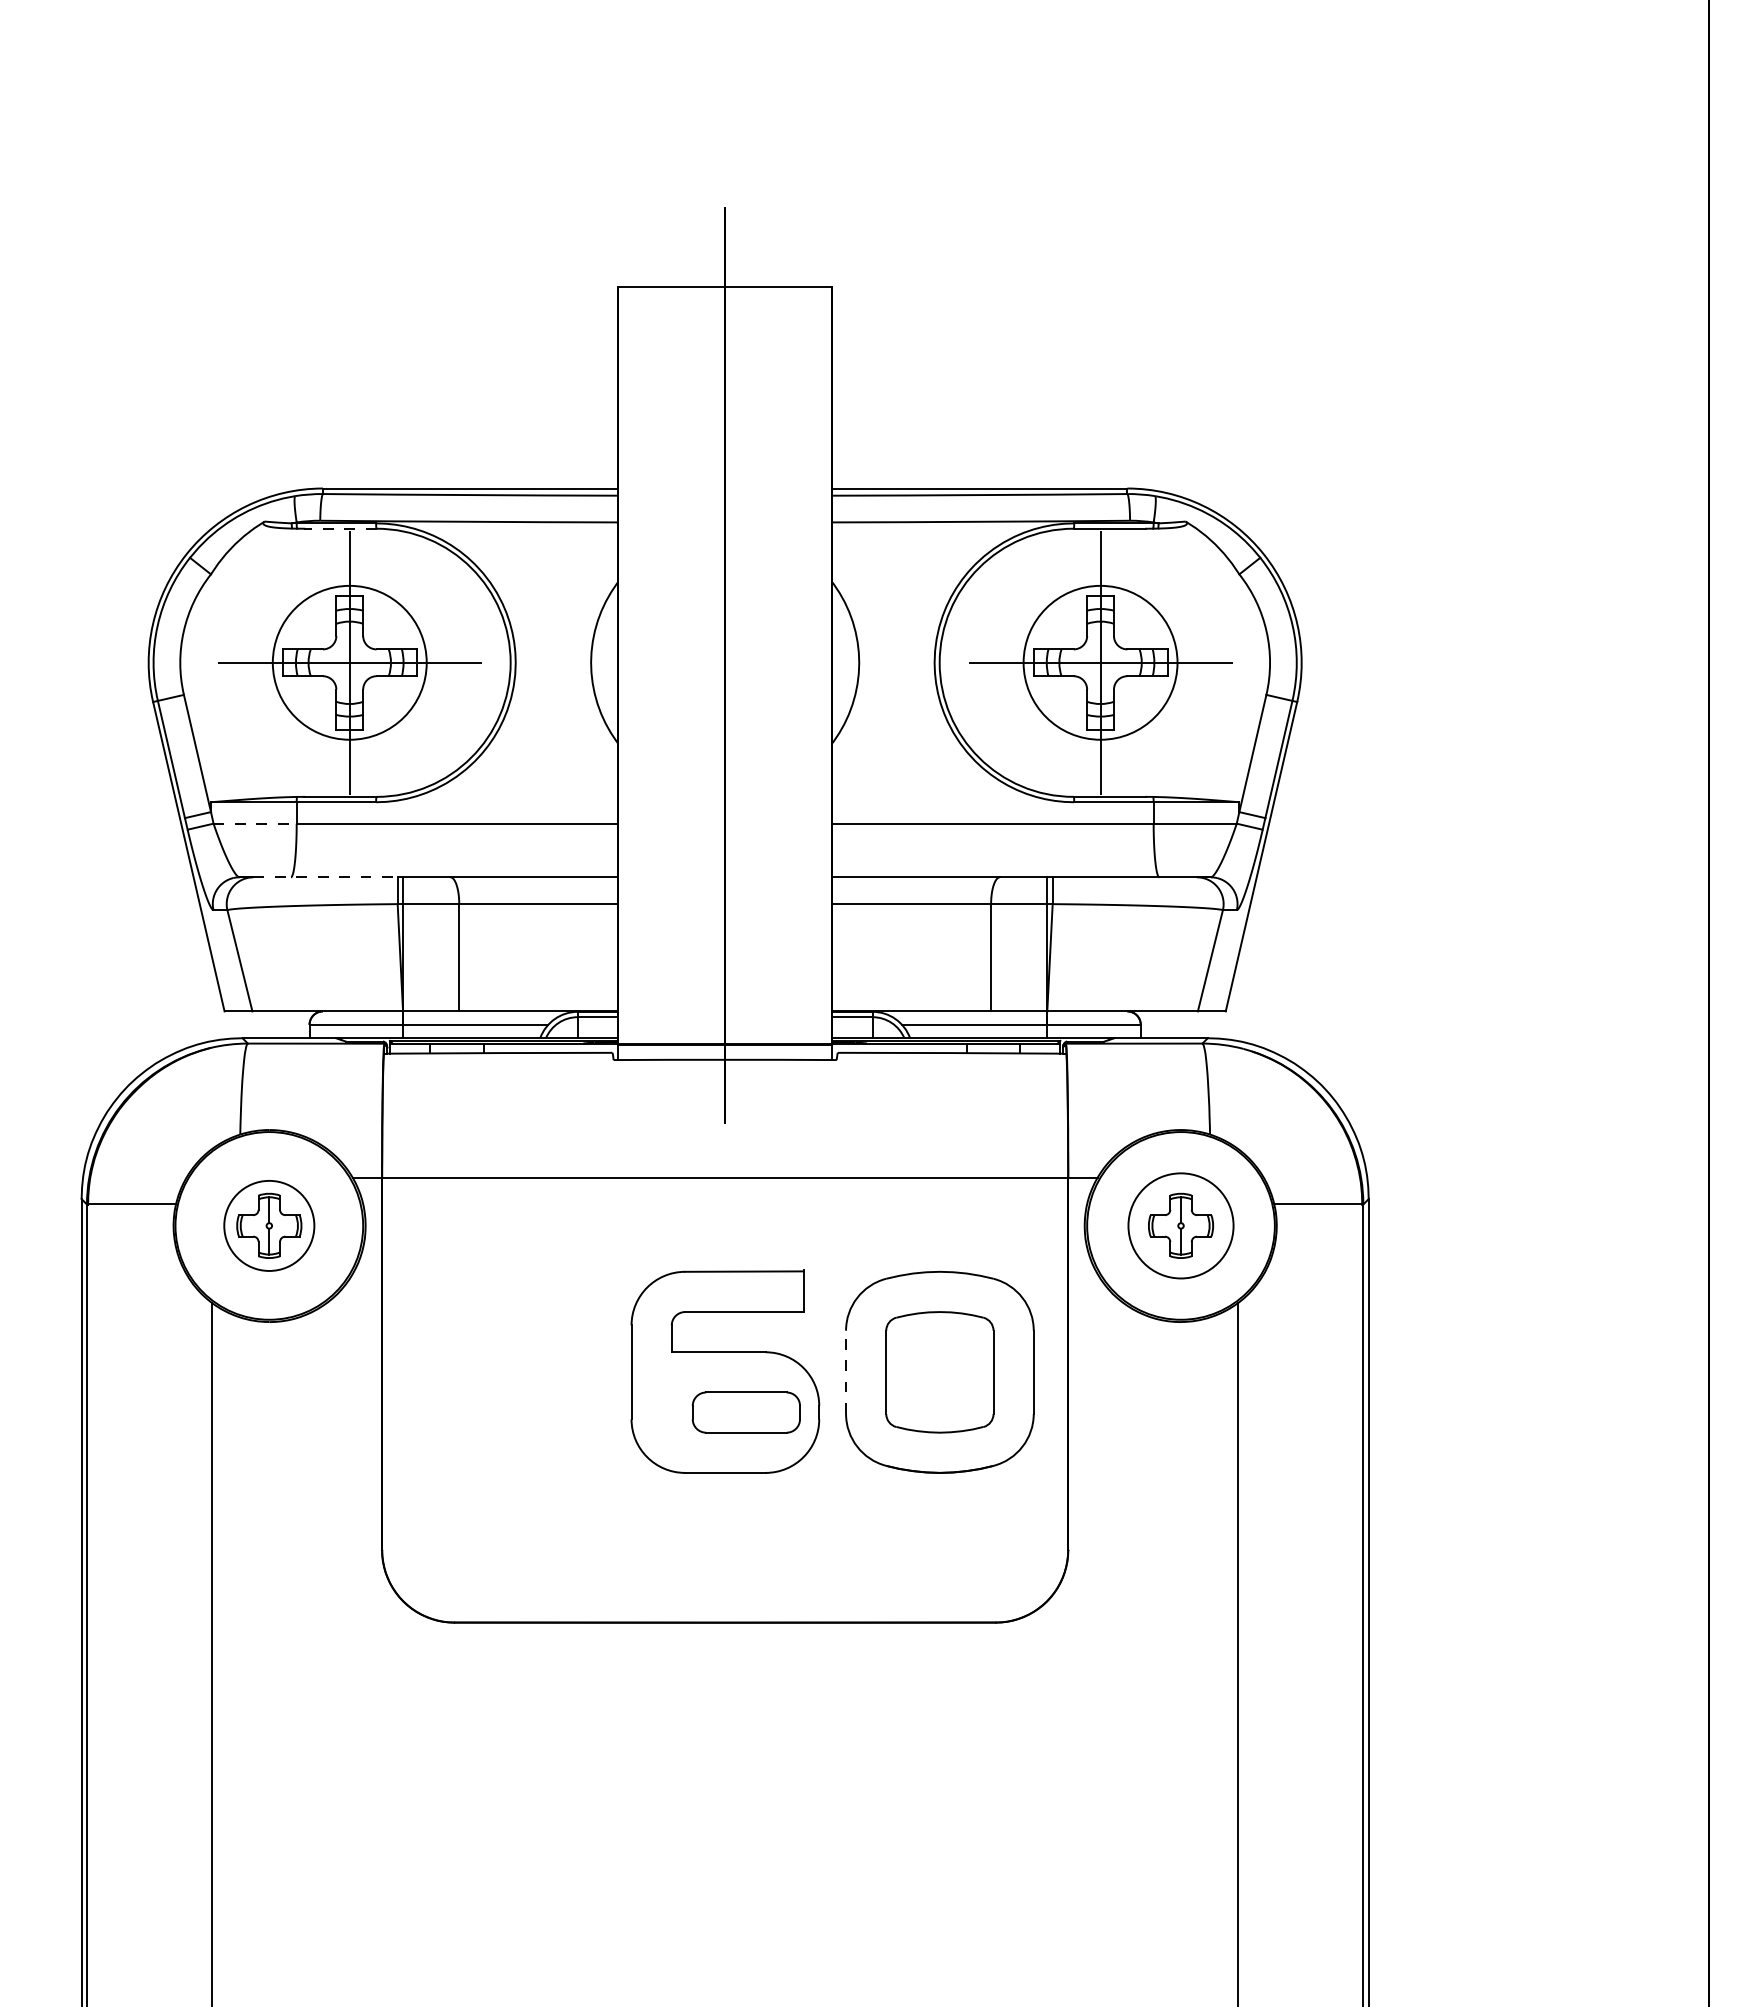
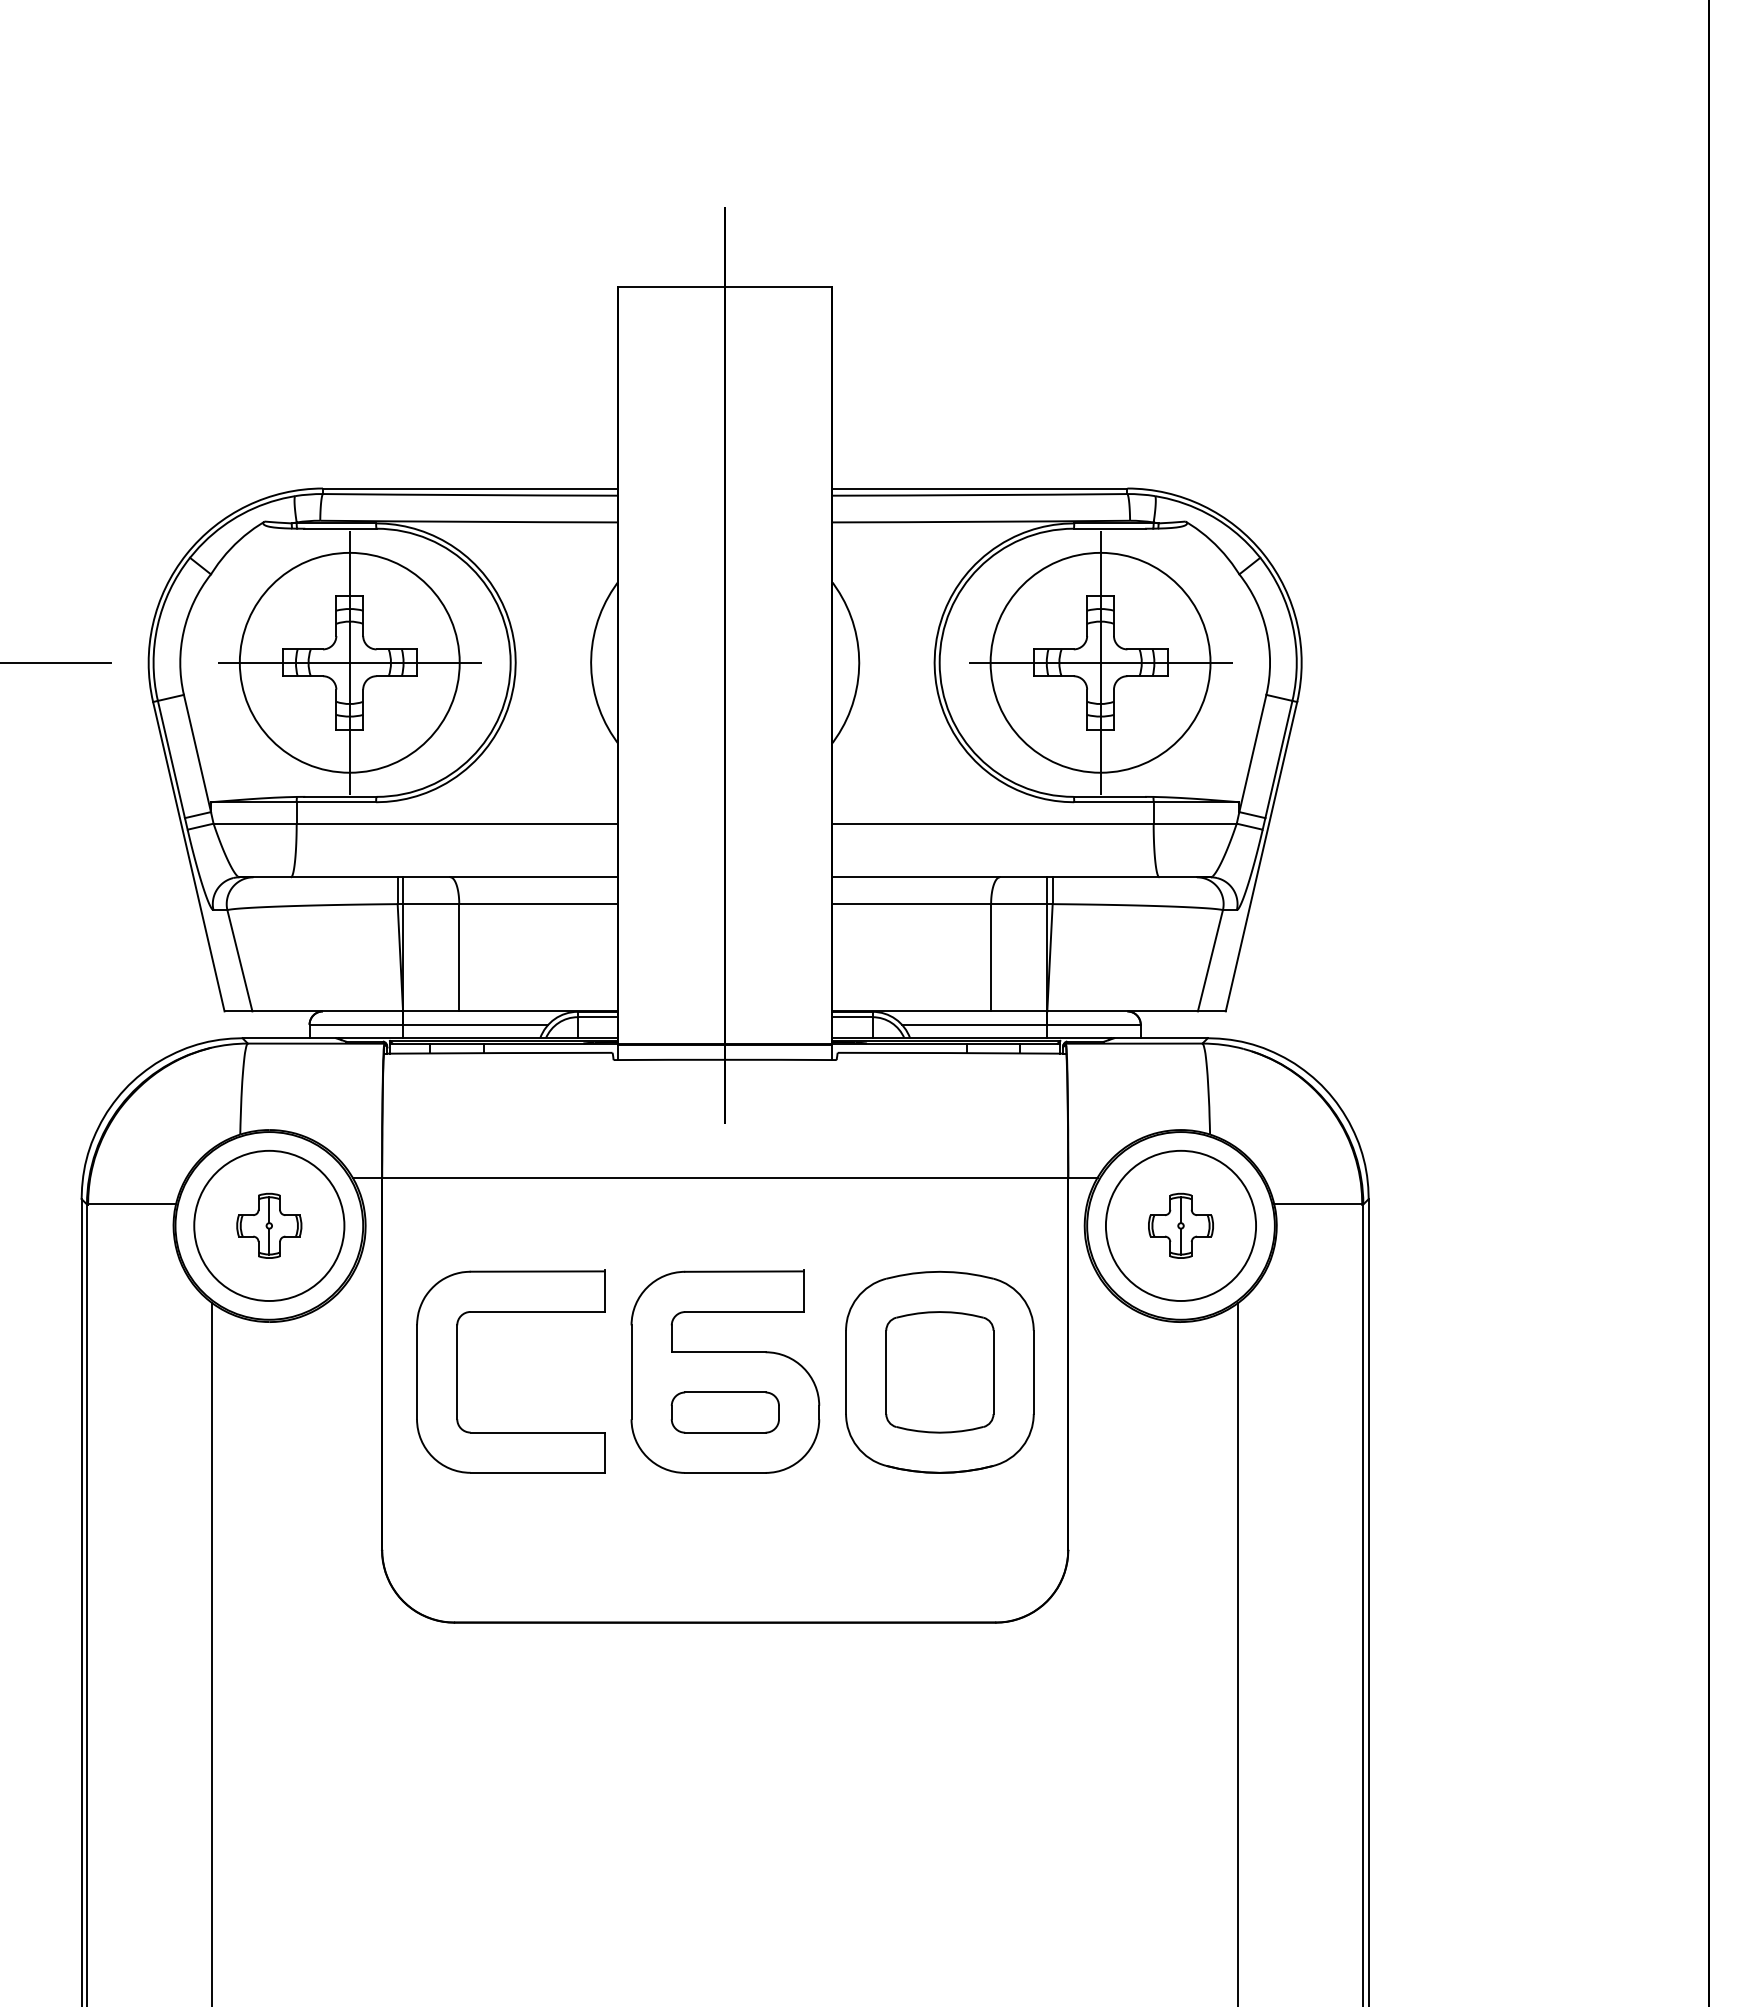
line: dashed -> solid (339, 528)
line: none -> present (56, 662)
circle diameter: 154 px -> 220 px (349, 662)
circle diameter: 154 px -> 220 px (1100, 662)
line: dashed -> solid (255, 823)
line: dashed -> solid (326, 877)
circle diameter: 90 px -> 150 px (269, 1225)
circle diameter: 105 px -> 150 px (1180, 1225)
part: none -> present (457, 1371)
line: dashed -> solid (846, 1372)
part position: (745, 1412) -> (724, 1412) (724, 1412)
